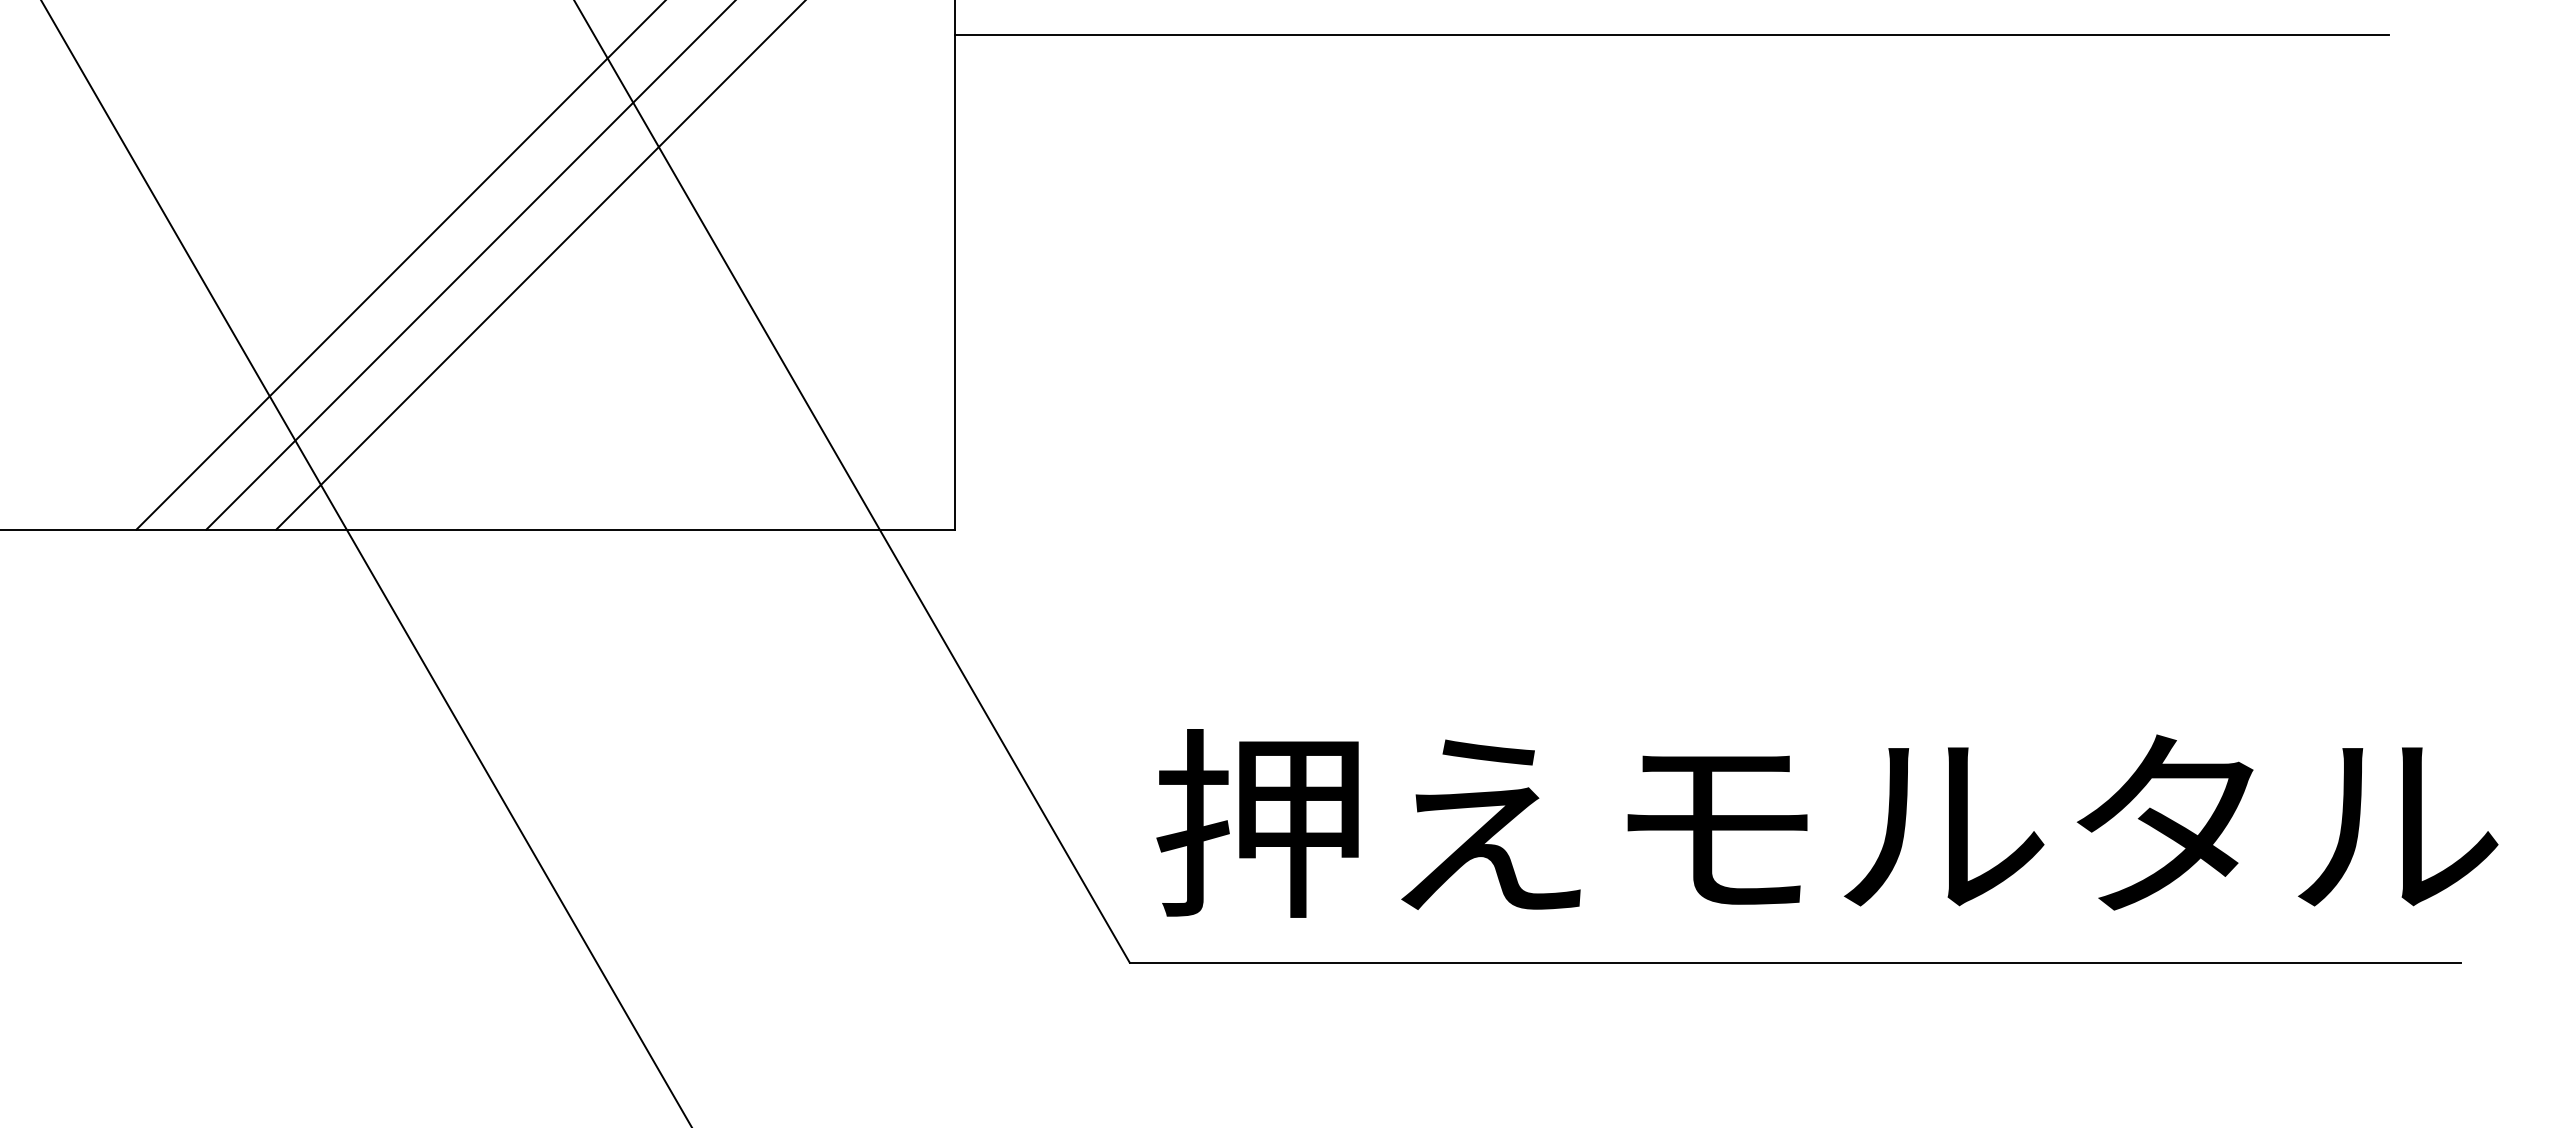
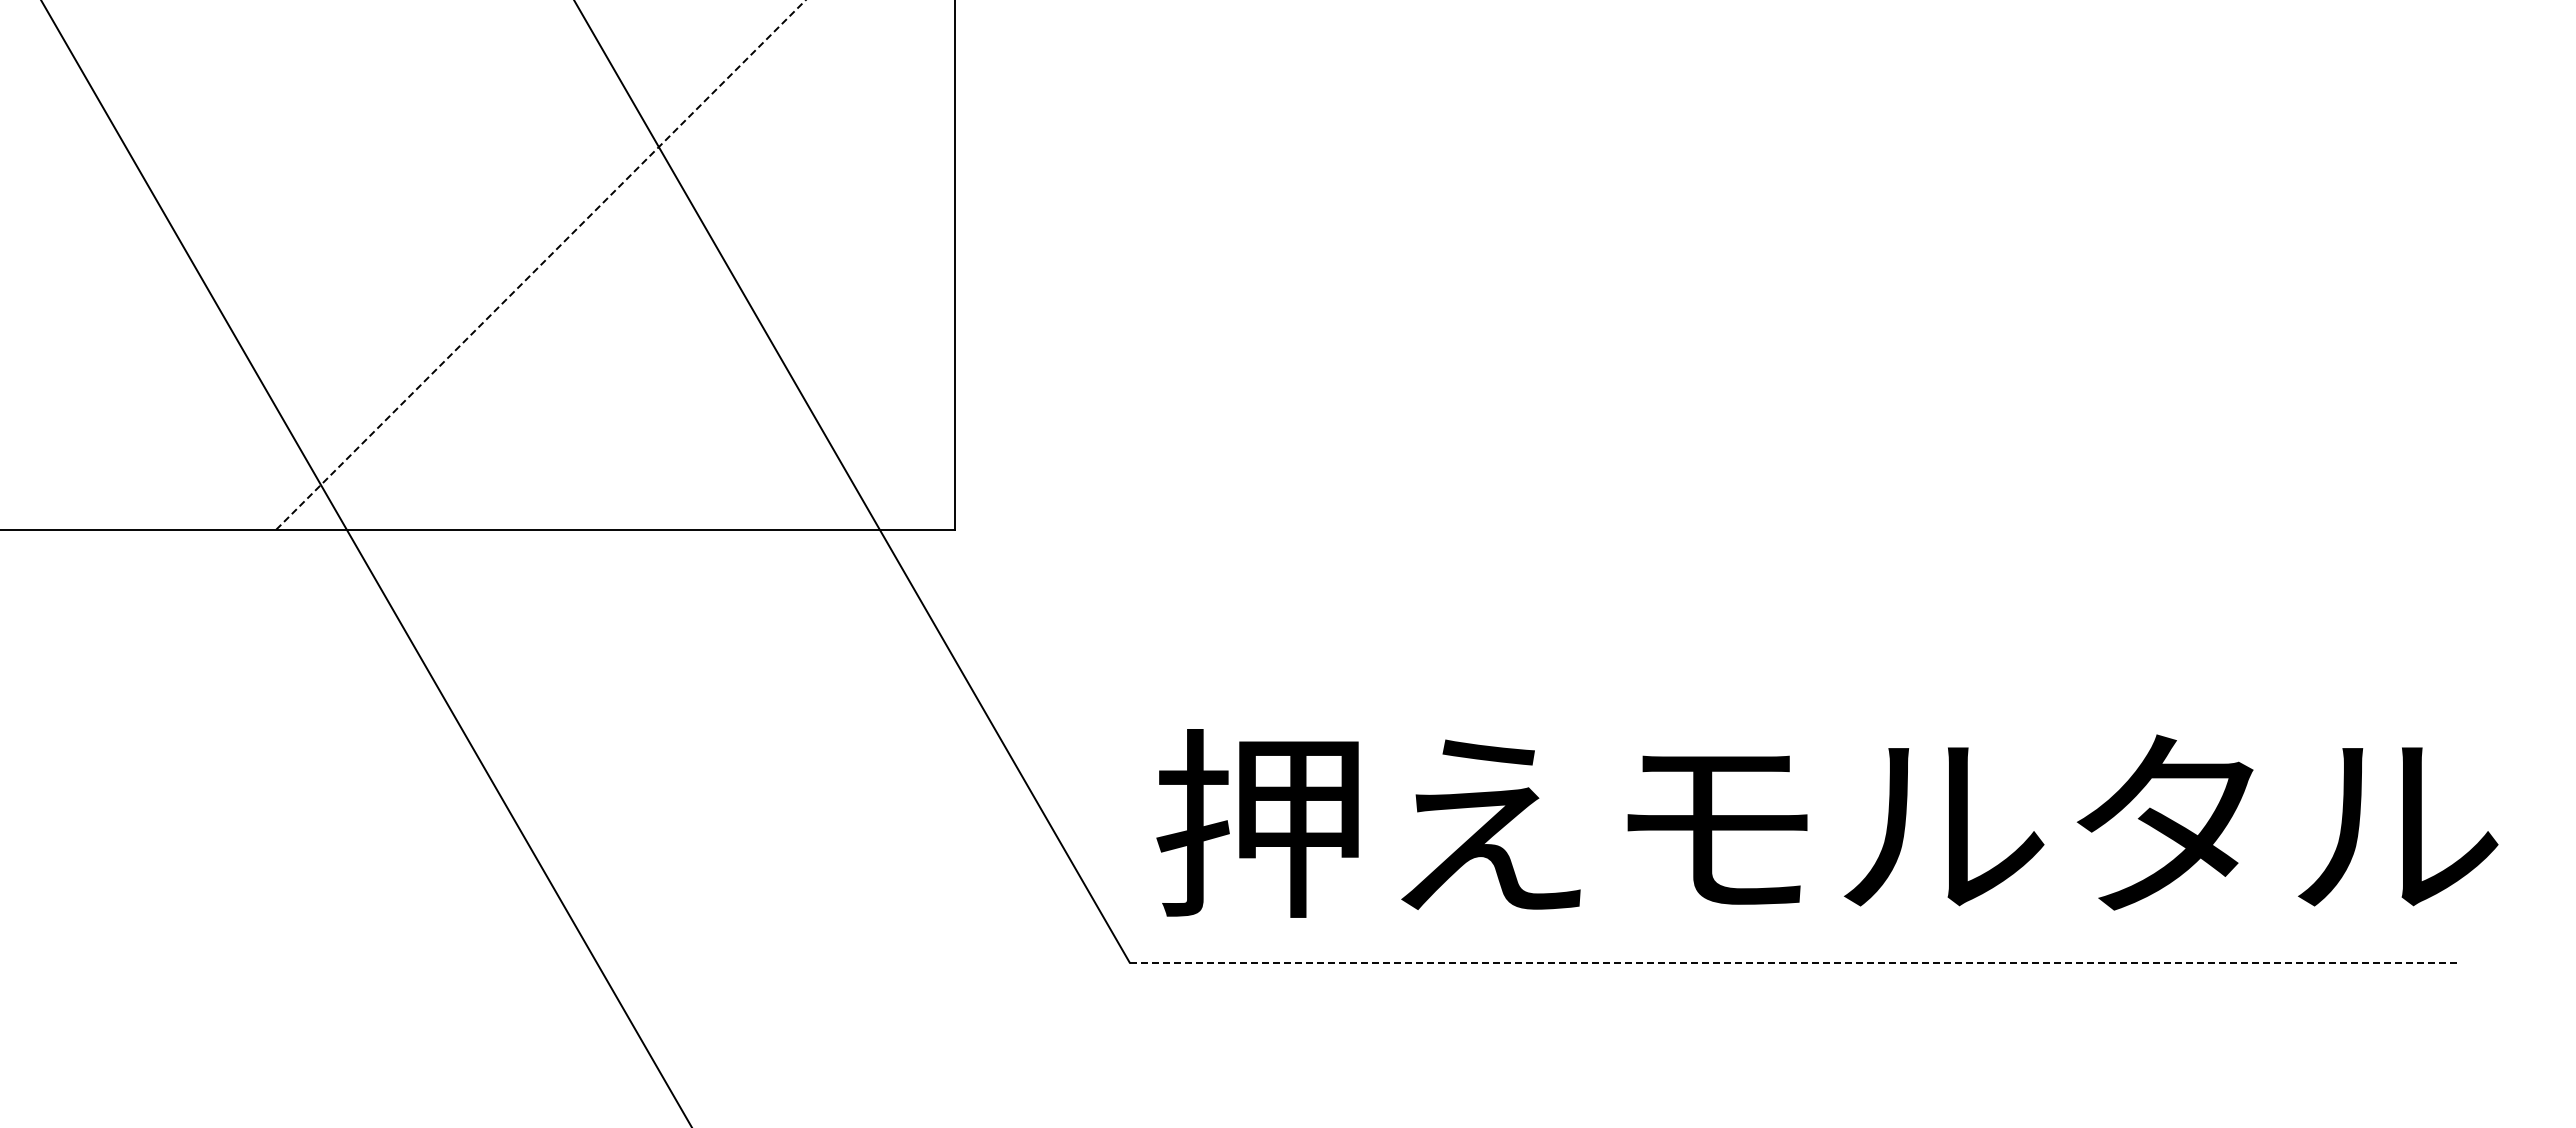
line: present -> none (1671, 35)
line: solid -> dashed (541, 264)
line: present -> none (400, 265)
line: present -> none (469, 265)
line: solid -> dashed (1795, 962)
